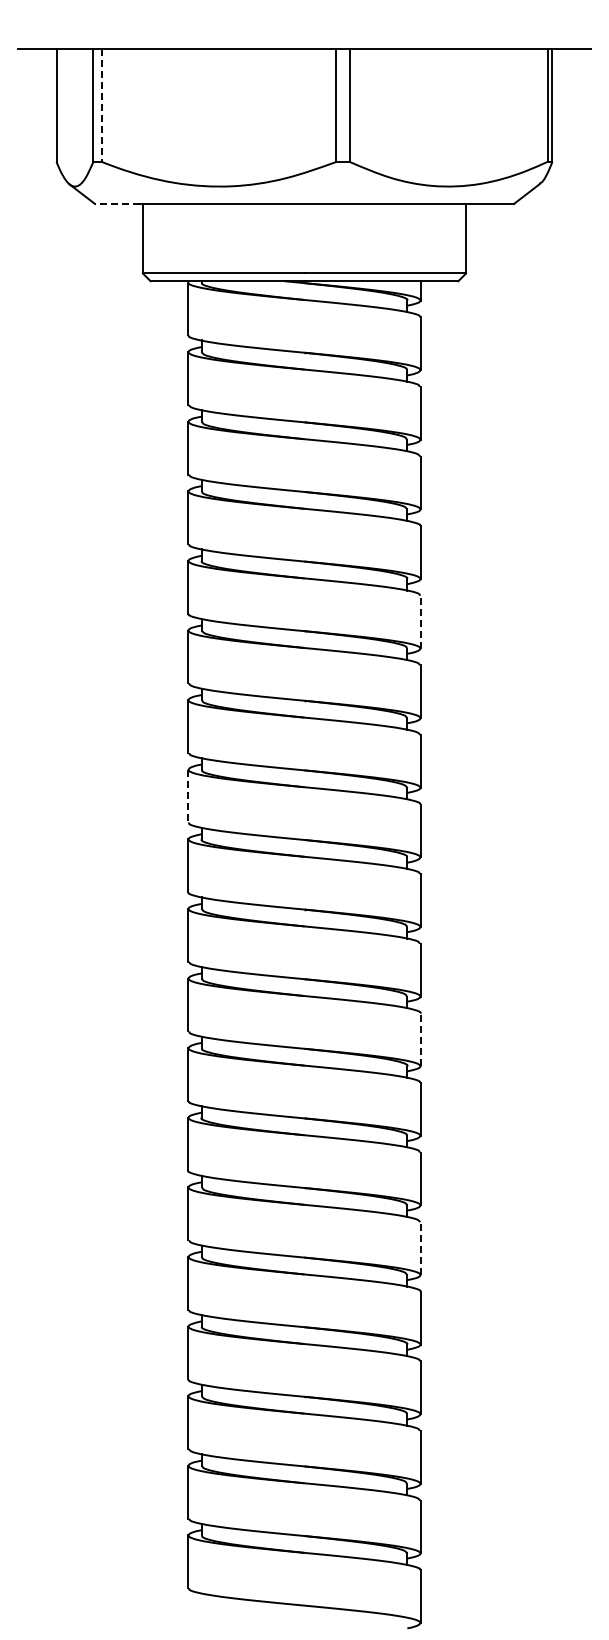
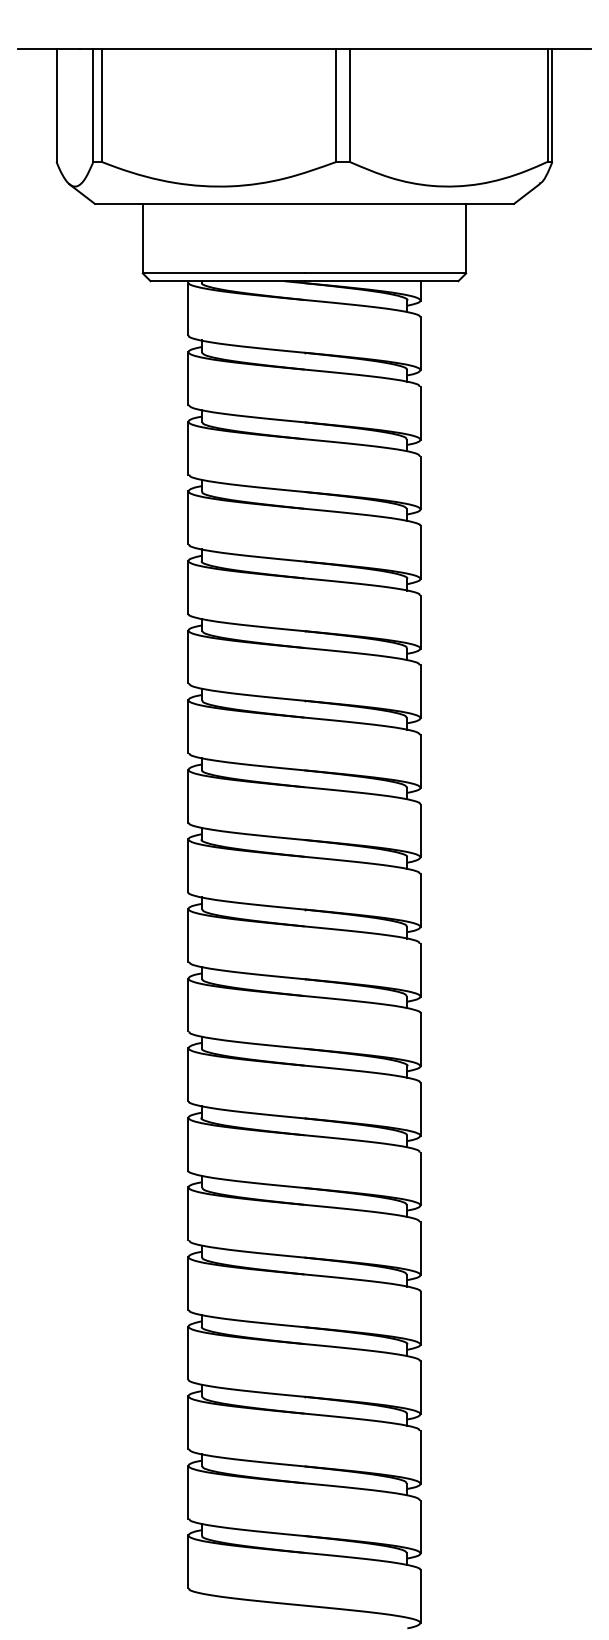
line: dashed -> solid (101, 106)
line: dashed -> solid (117, 203)
line: dashed -> solid (420, 621)
line: dashed -> solid (188, 796)
line: dashed -> solid (420, 1039)
line: dashed -> solid (420, 1248)
